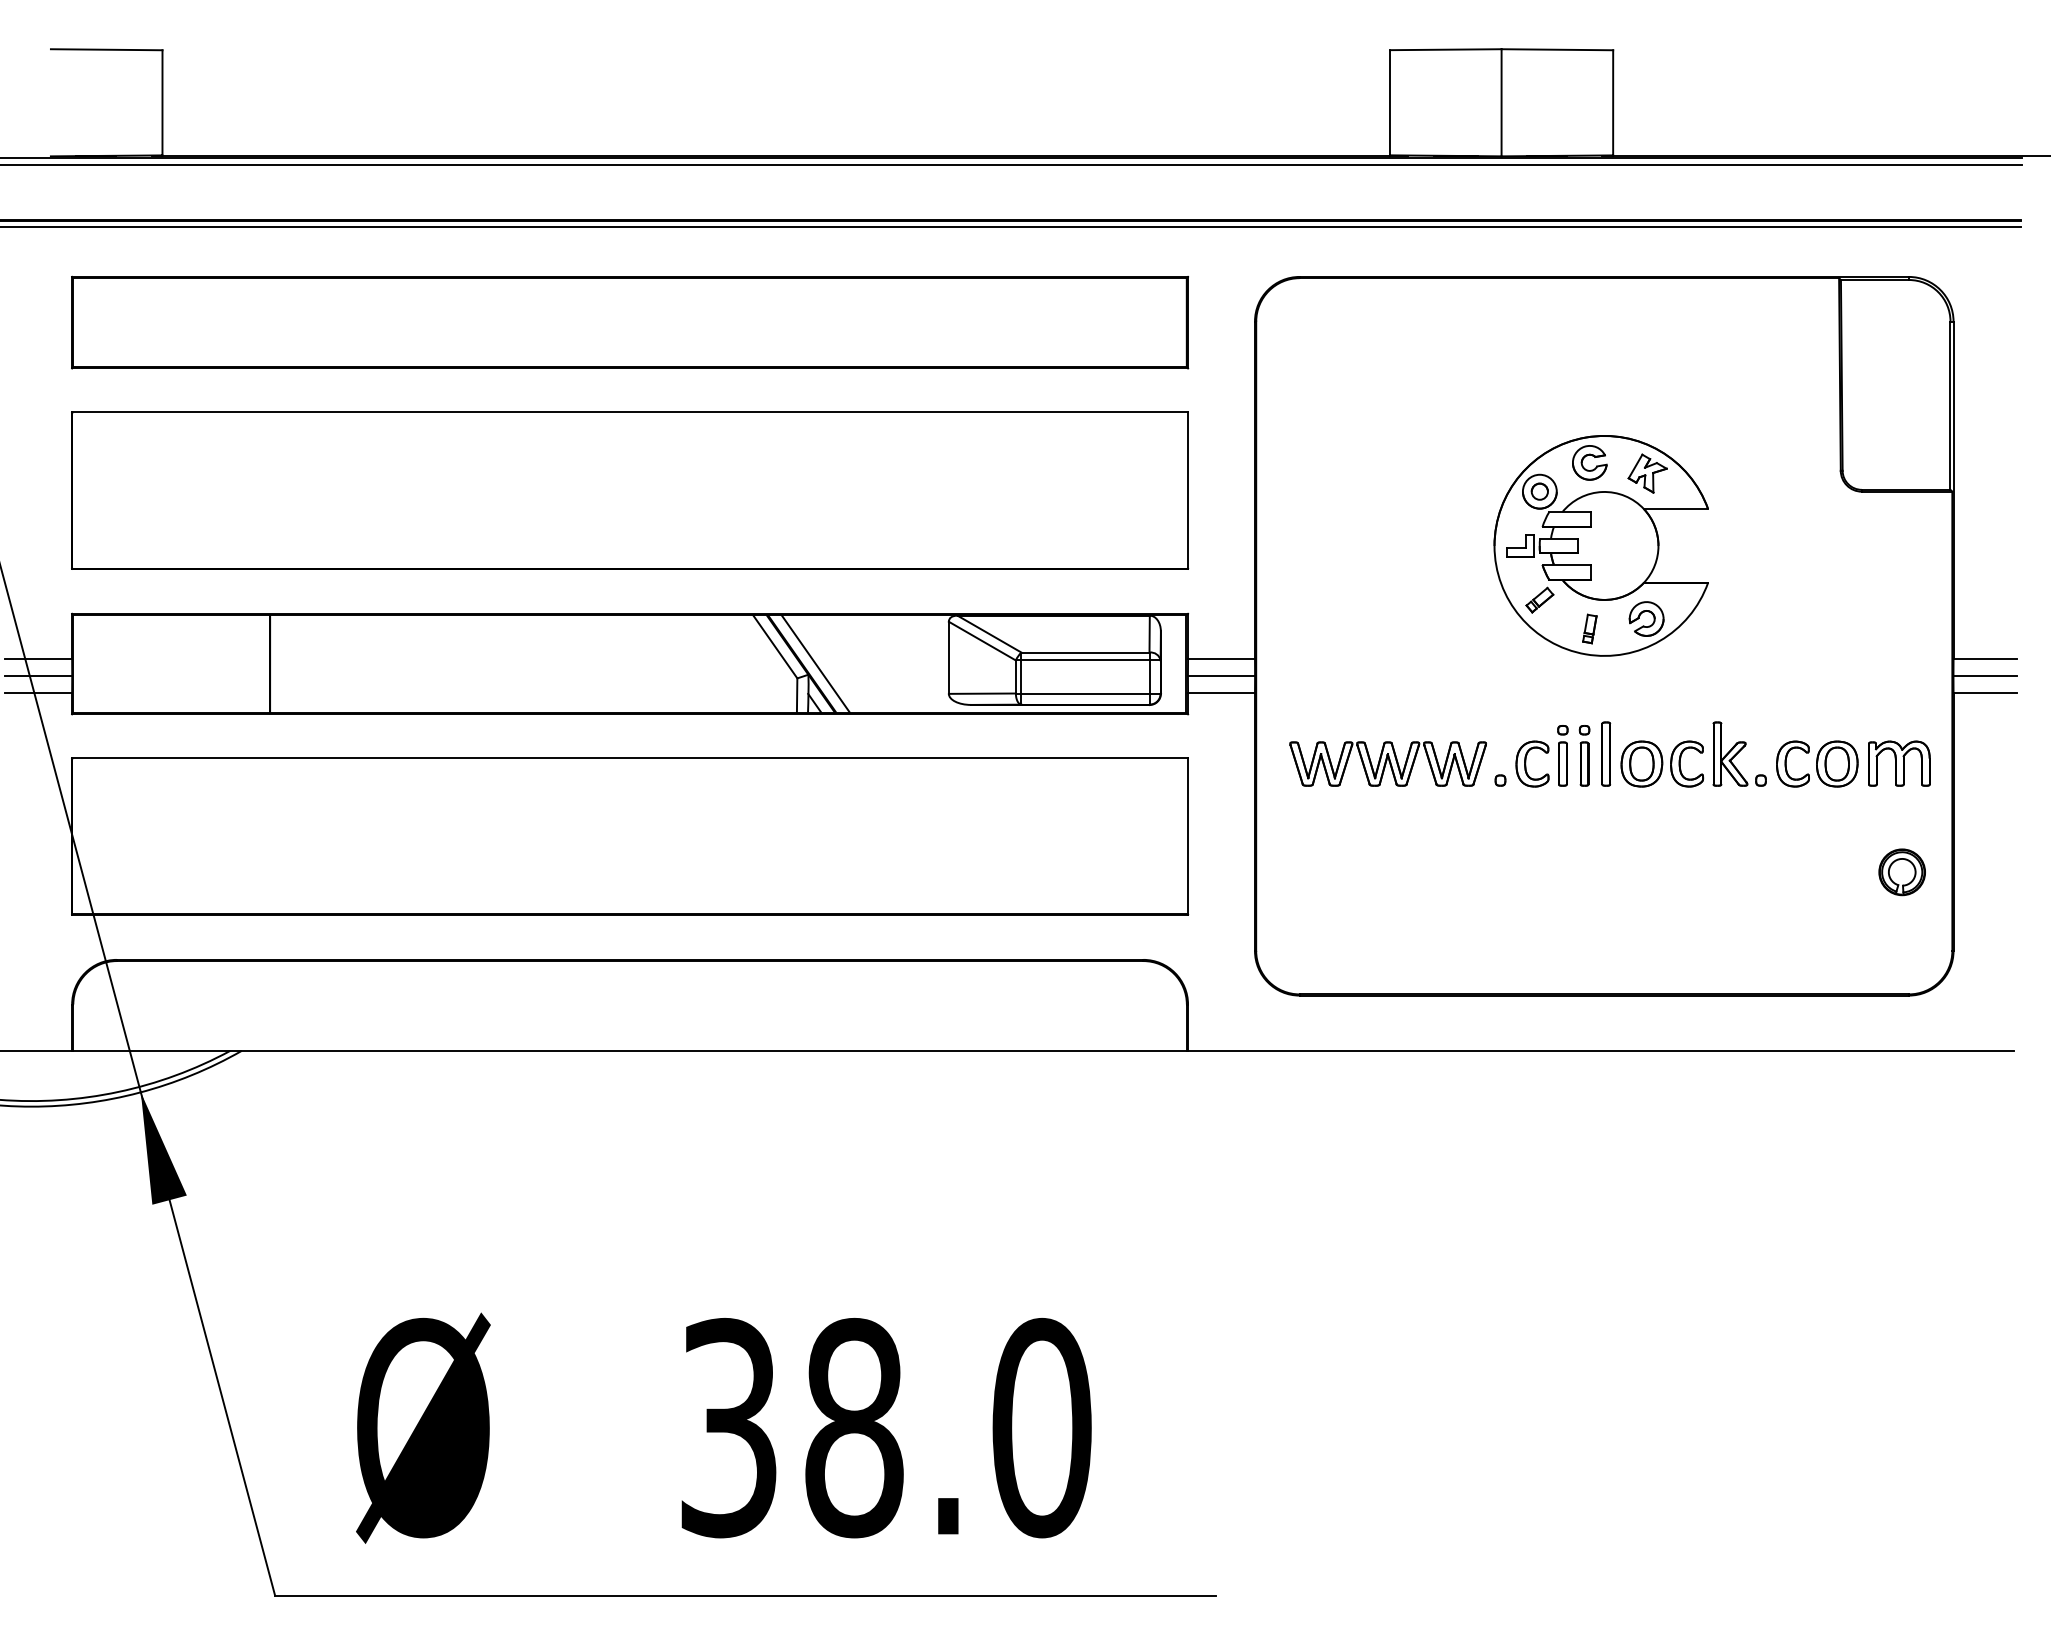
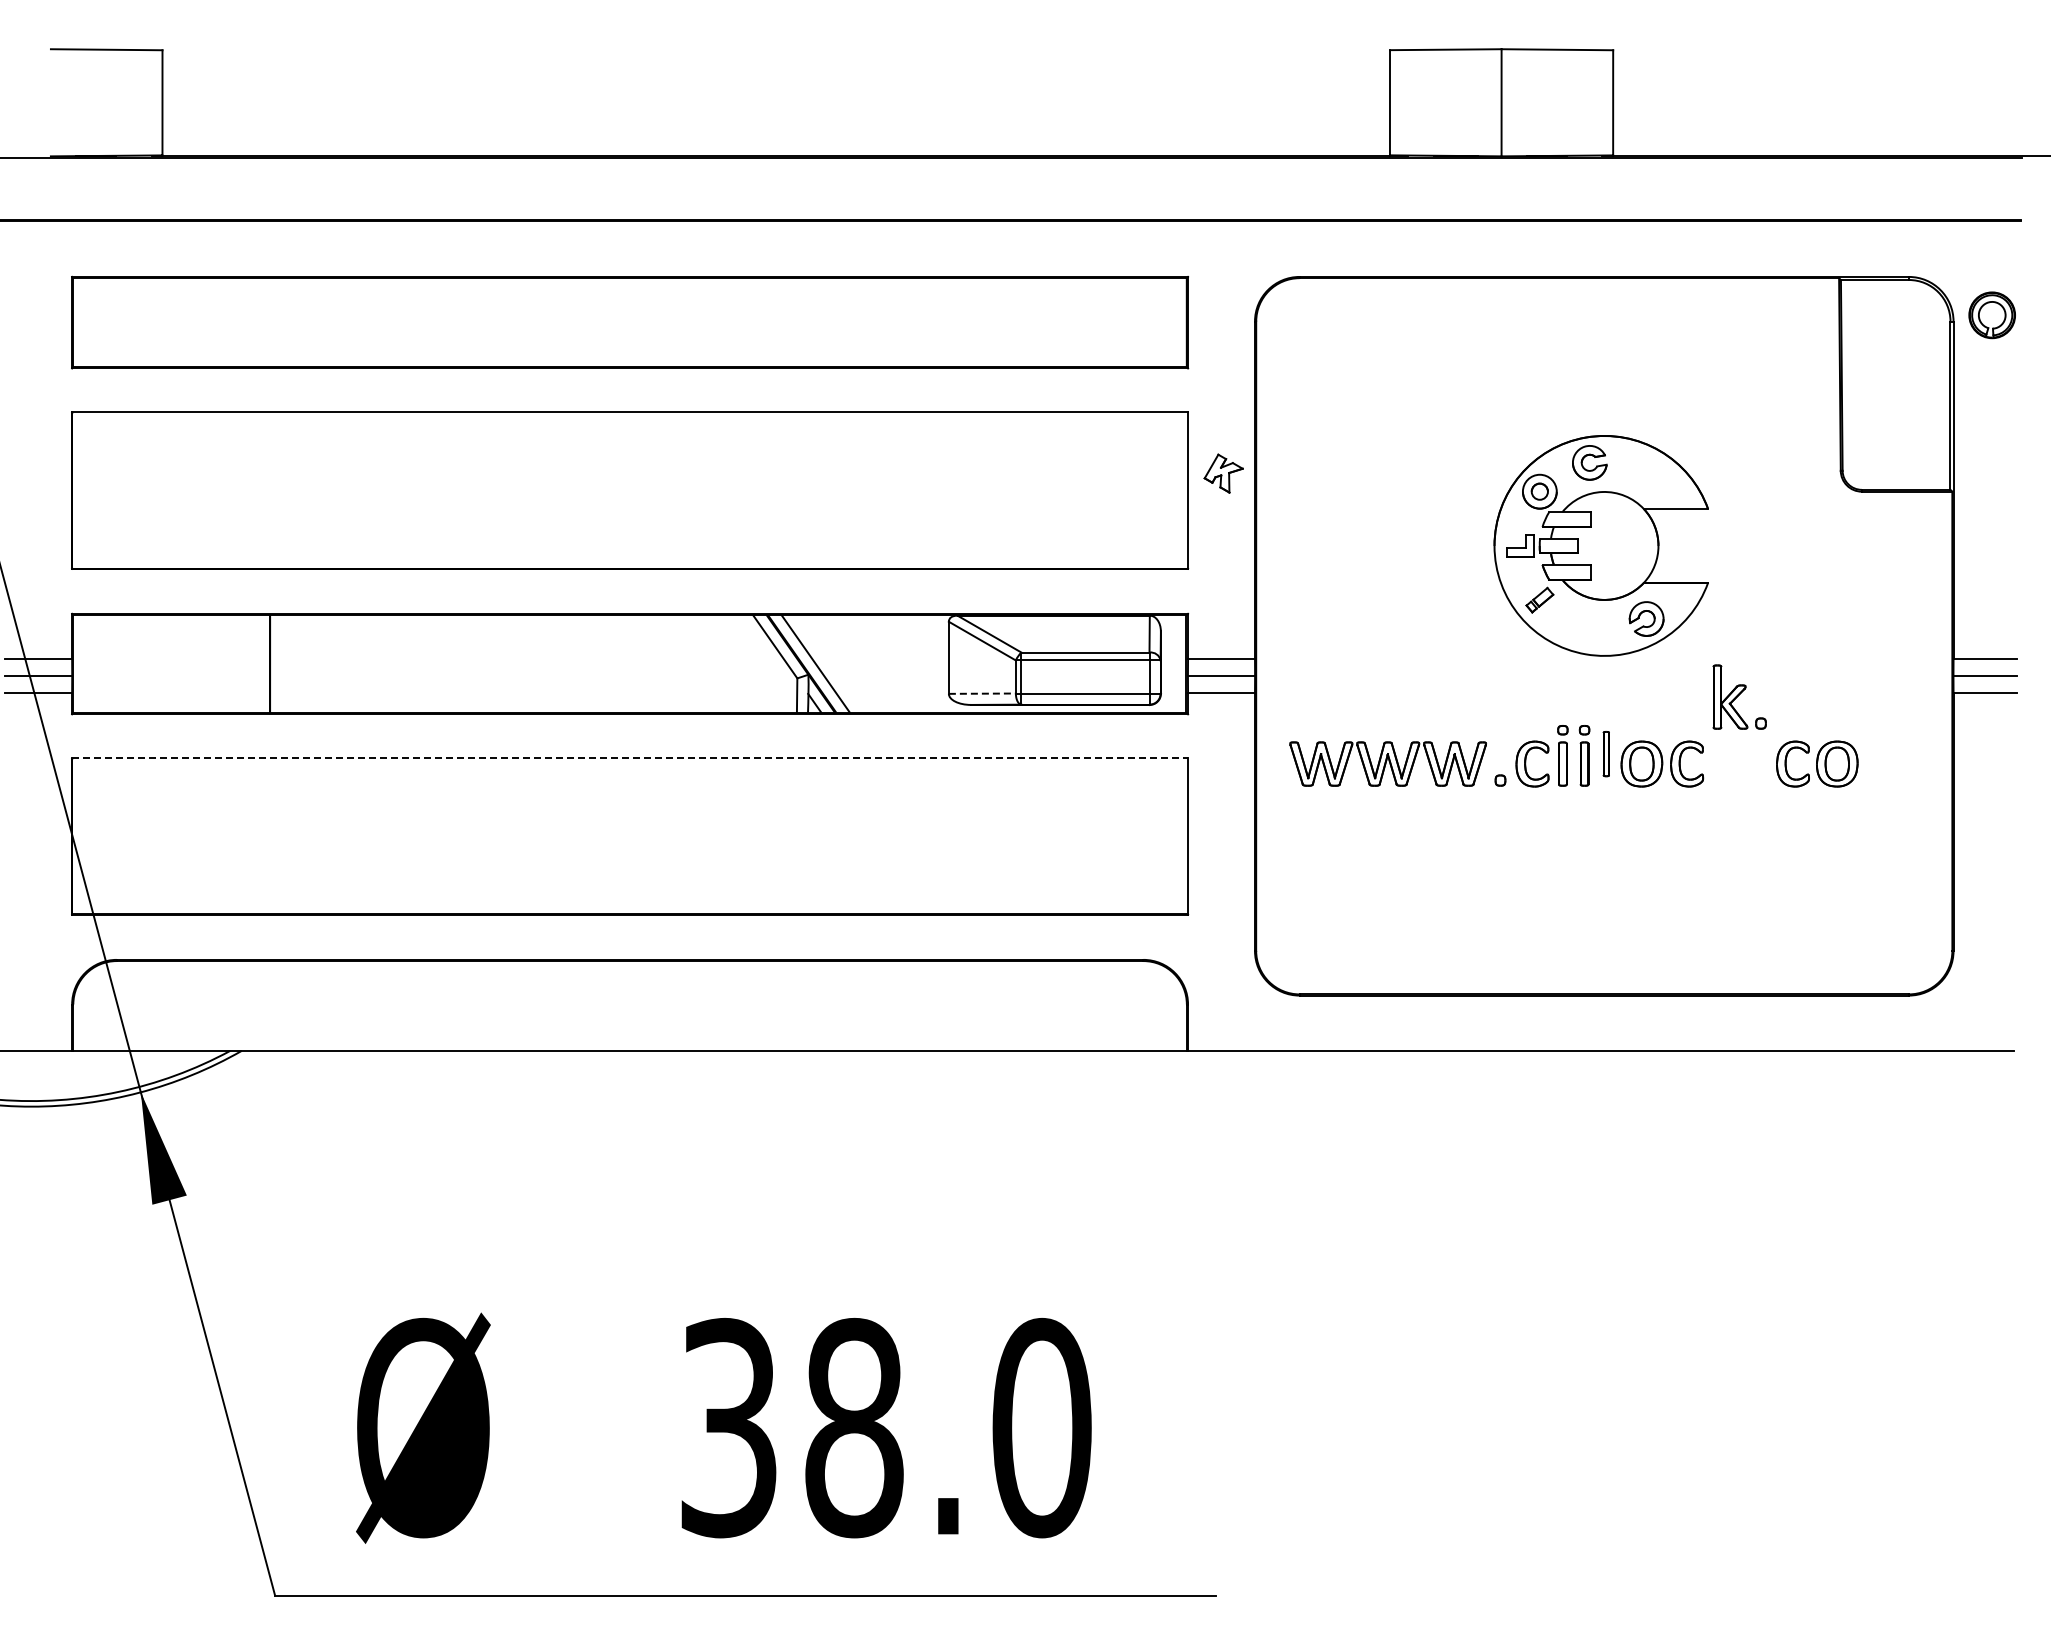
line: present -> none (1011, 164)
line: present -> none (1011, 227)
part position: (1647, 473) -> (1223, 473) (1223, 473)
part: present -> none (1589, 628)
line: solid -> dashed (982, 693)
part size: 11x66 px -> 8x47 px (1605, 754)
part position: (1739, 753) -> (1739, 696) (1739, 696)
line: solid -> dashed (630, 758)
part: present -> none (1899, 763)
part position: (1901, 872) -> (1991, 315) (1991, 315)
